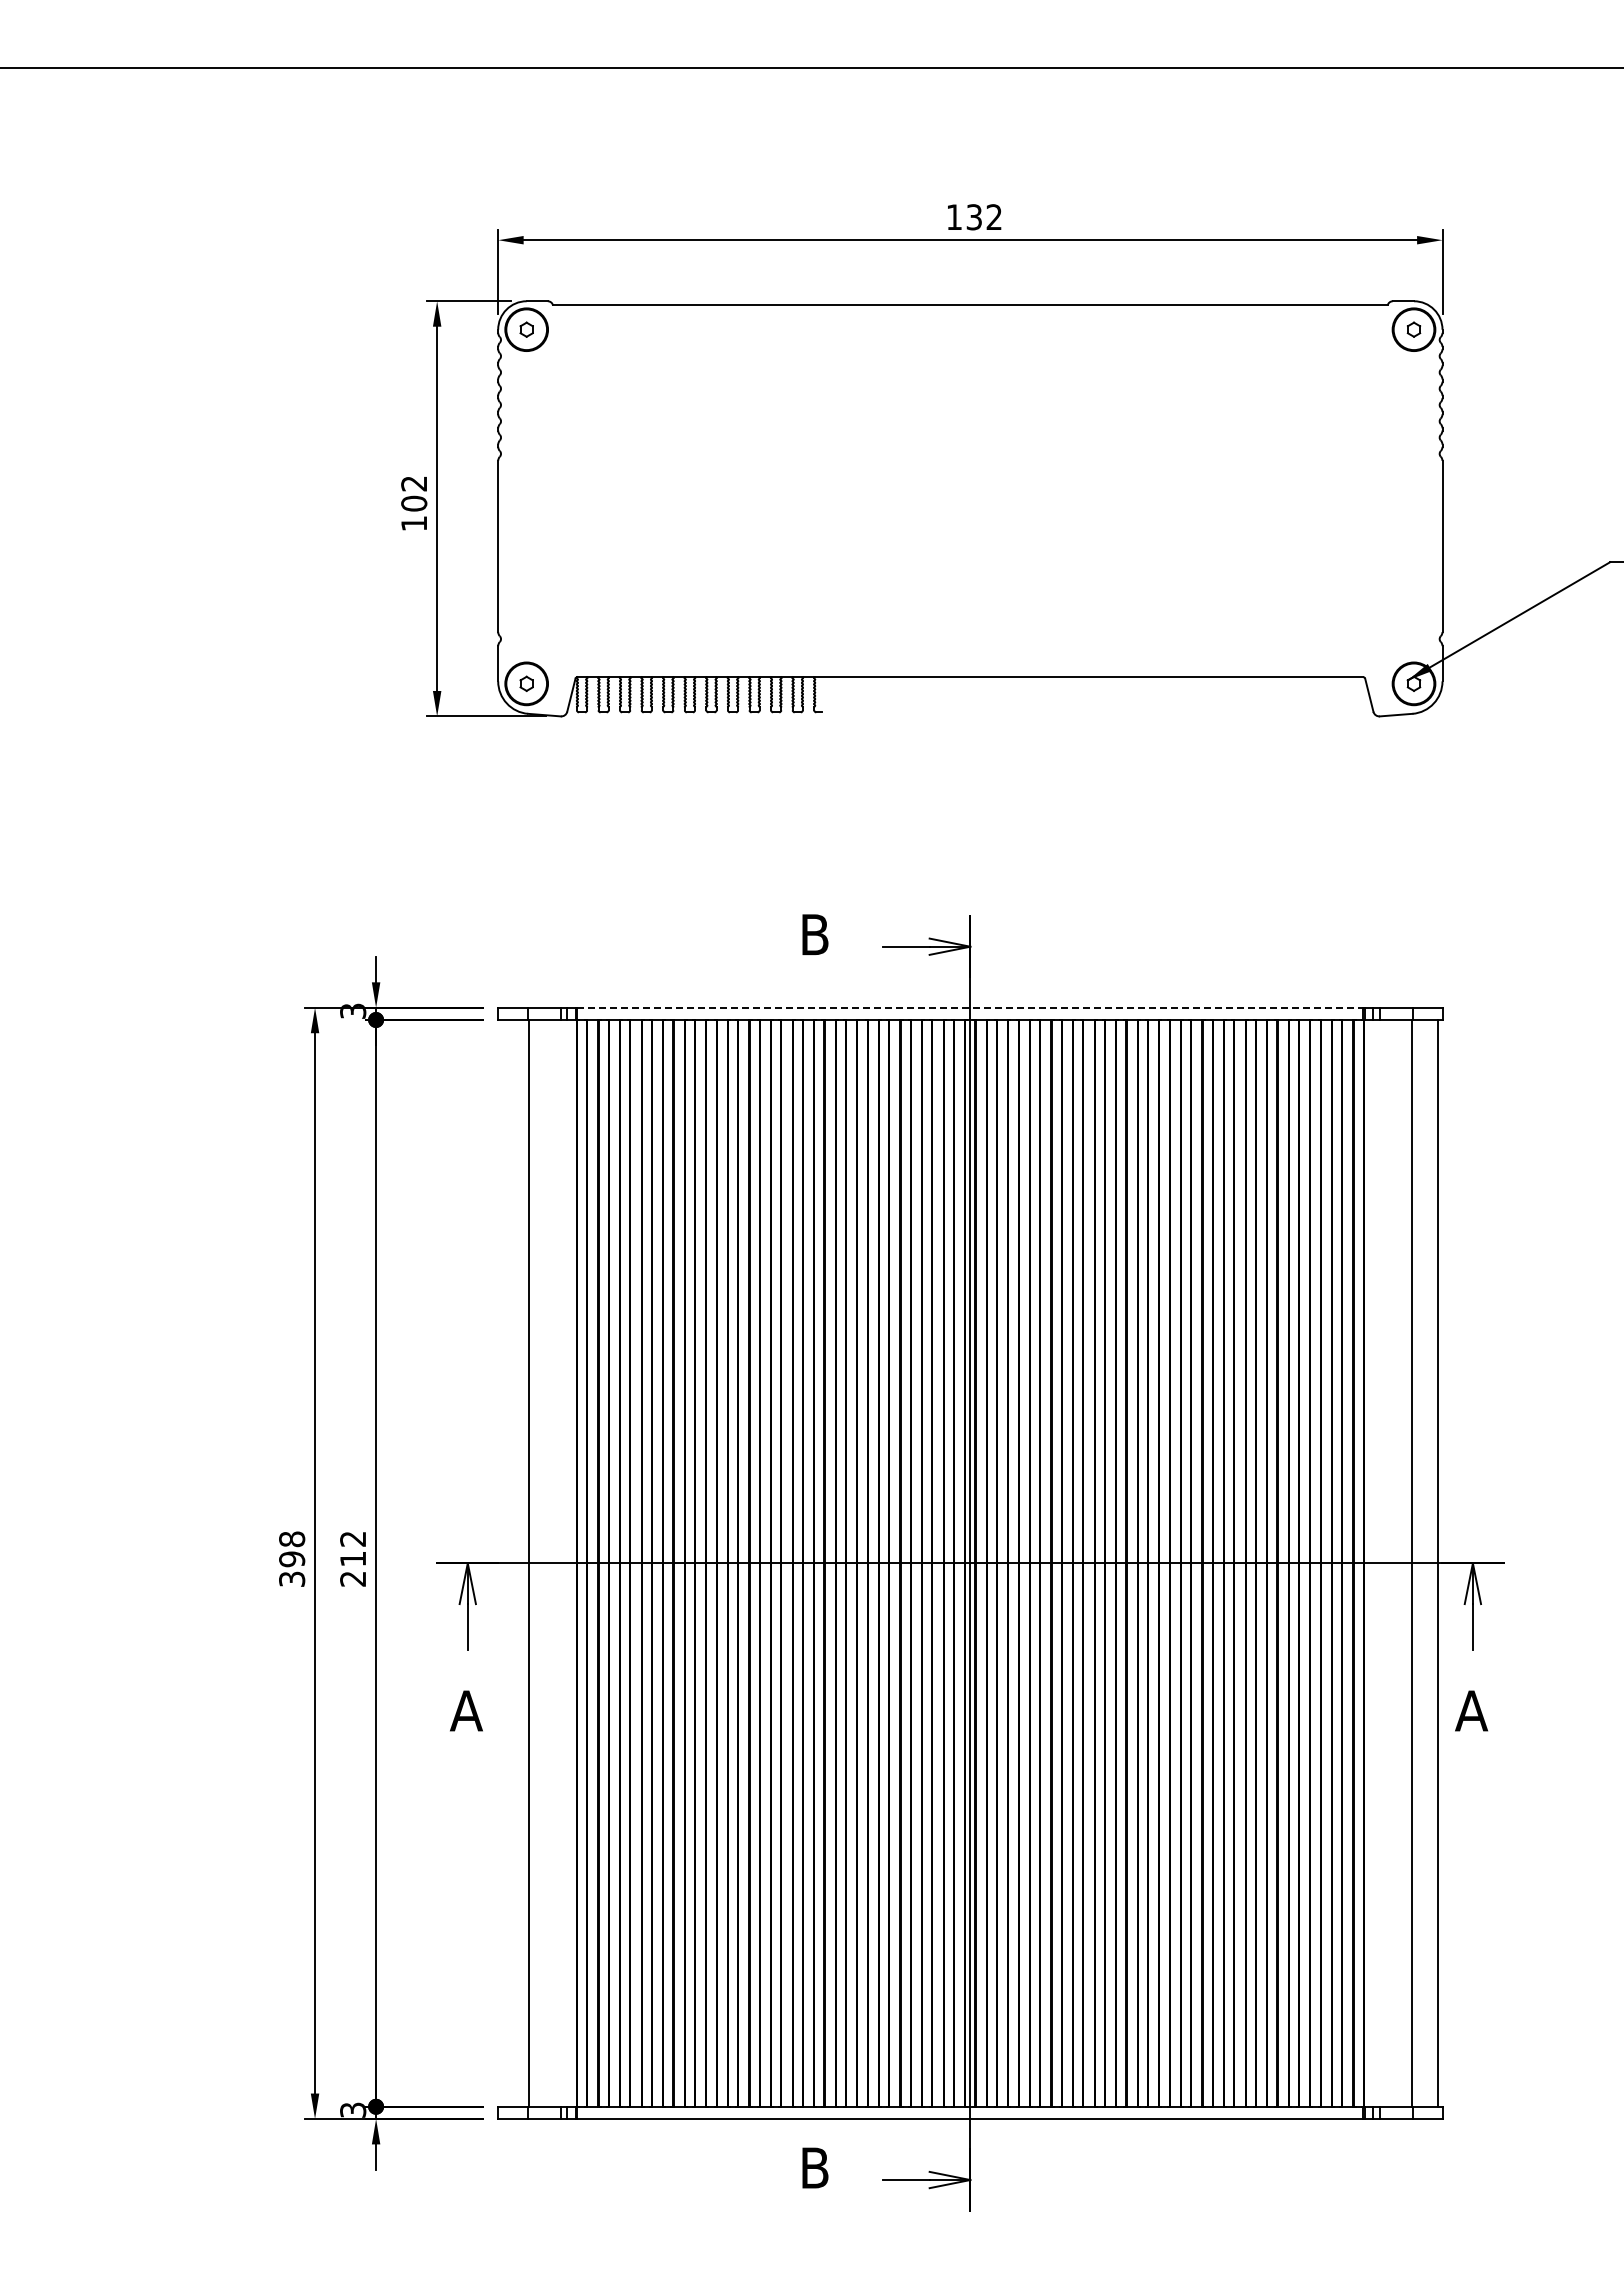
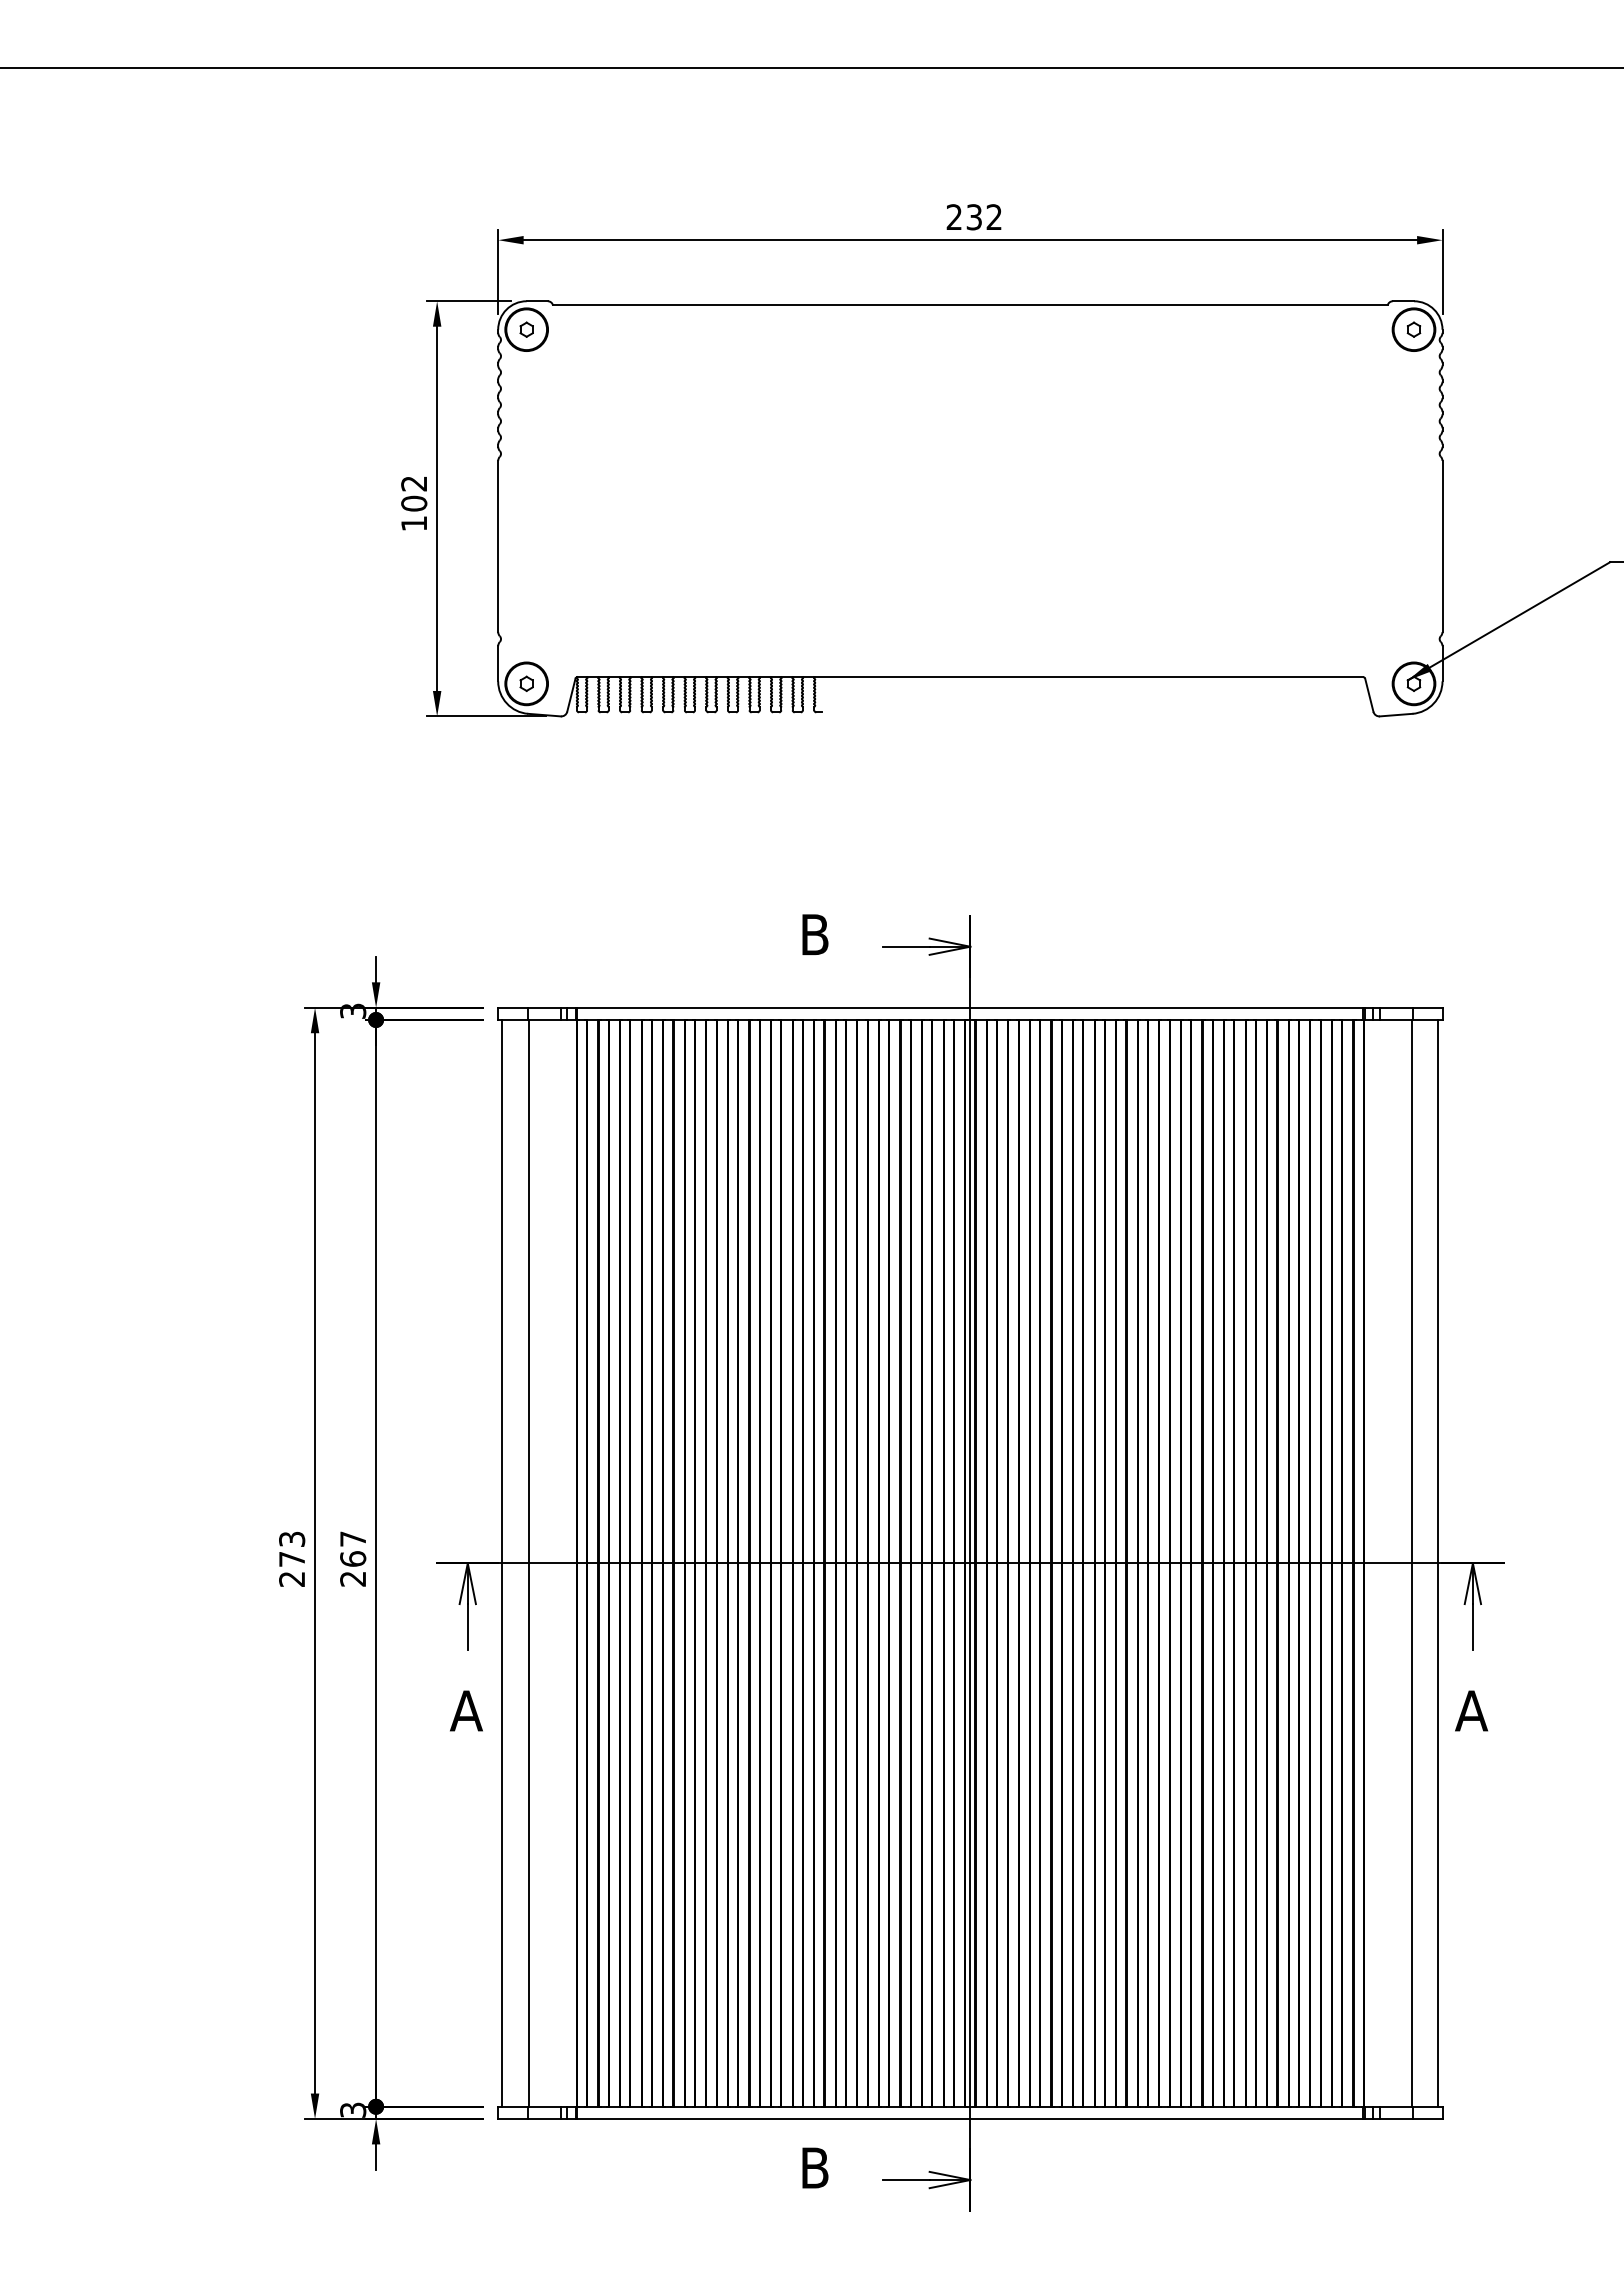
text: 132 -> 232 (953, 216)
line: dashed -> solid (970, 1007)
text: 212 -> 267 (353, 1548)
text: 398 -> 273 (292, 1558)
line: none -> present (502, 1563)
